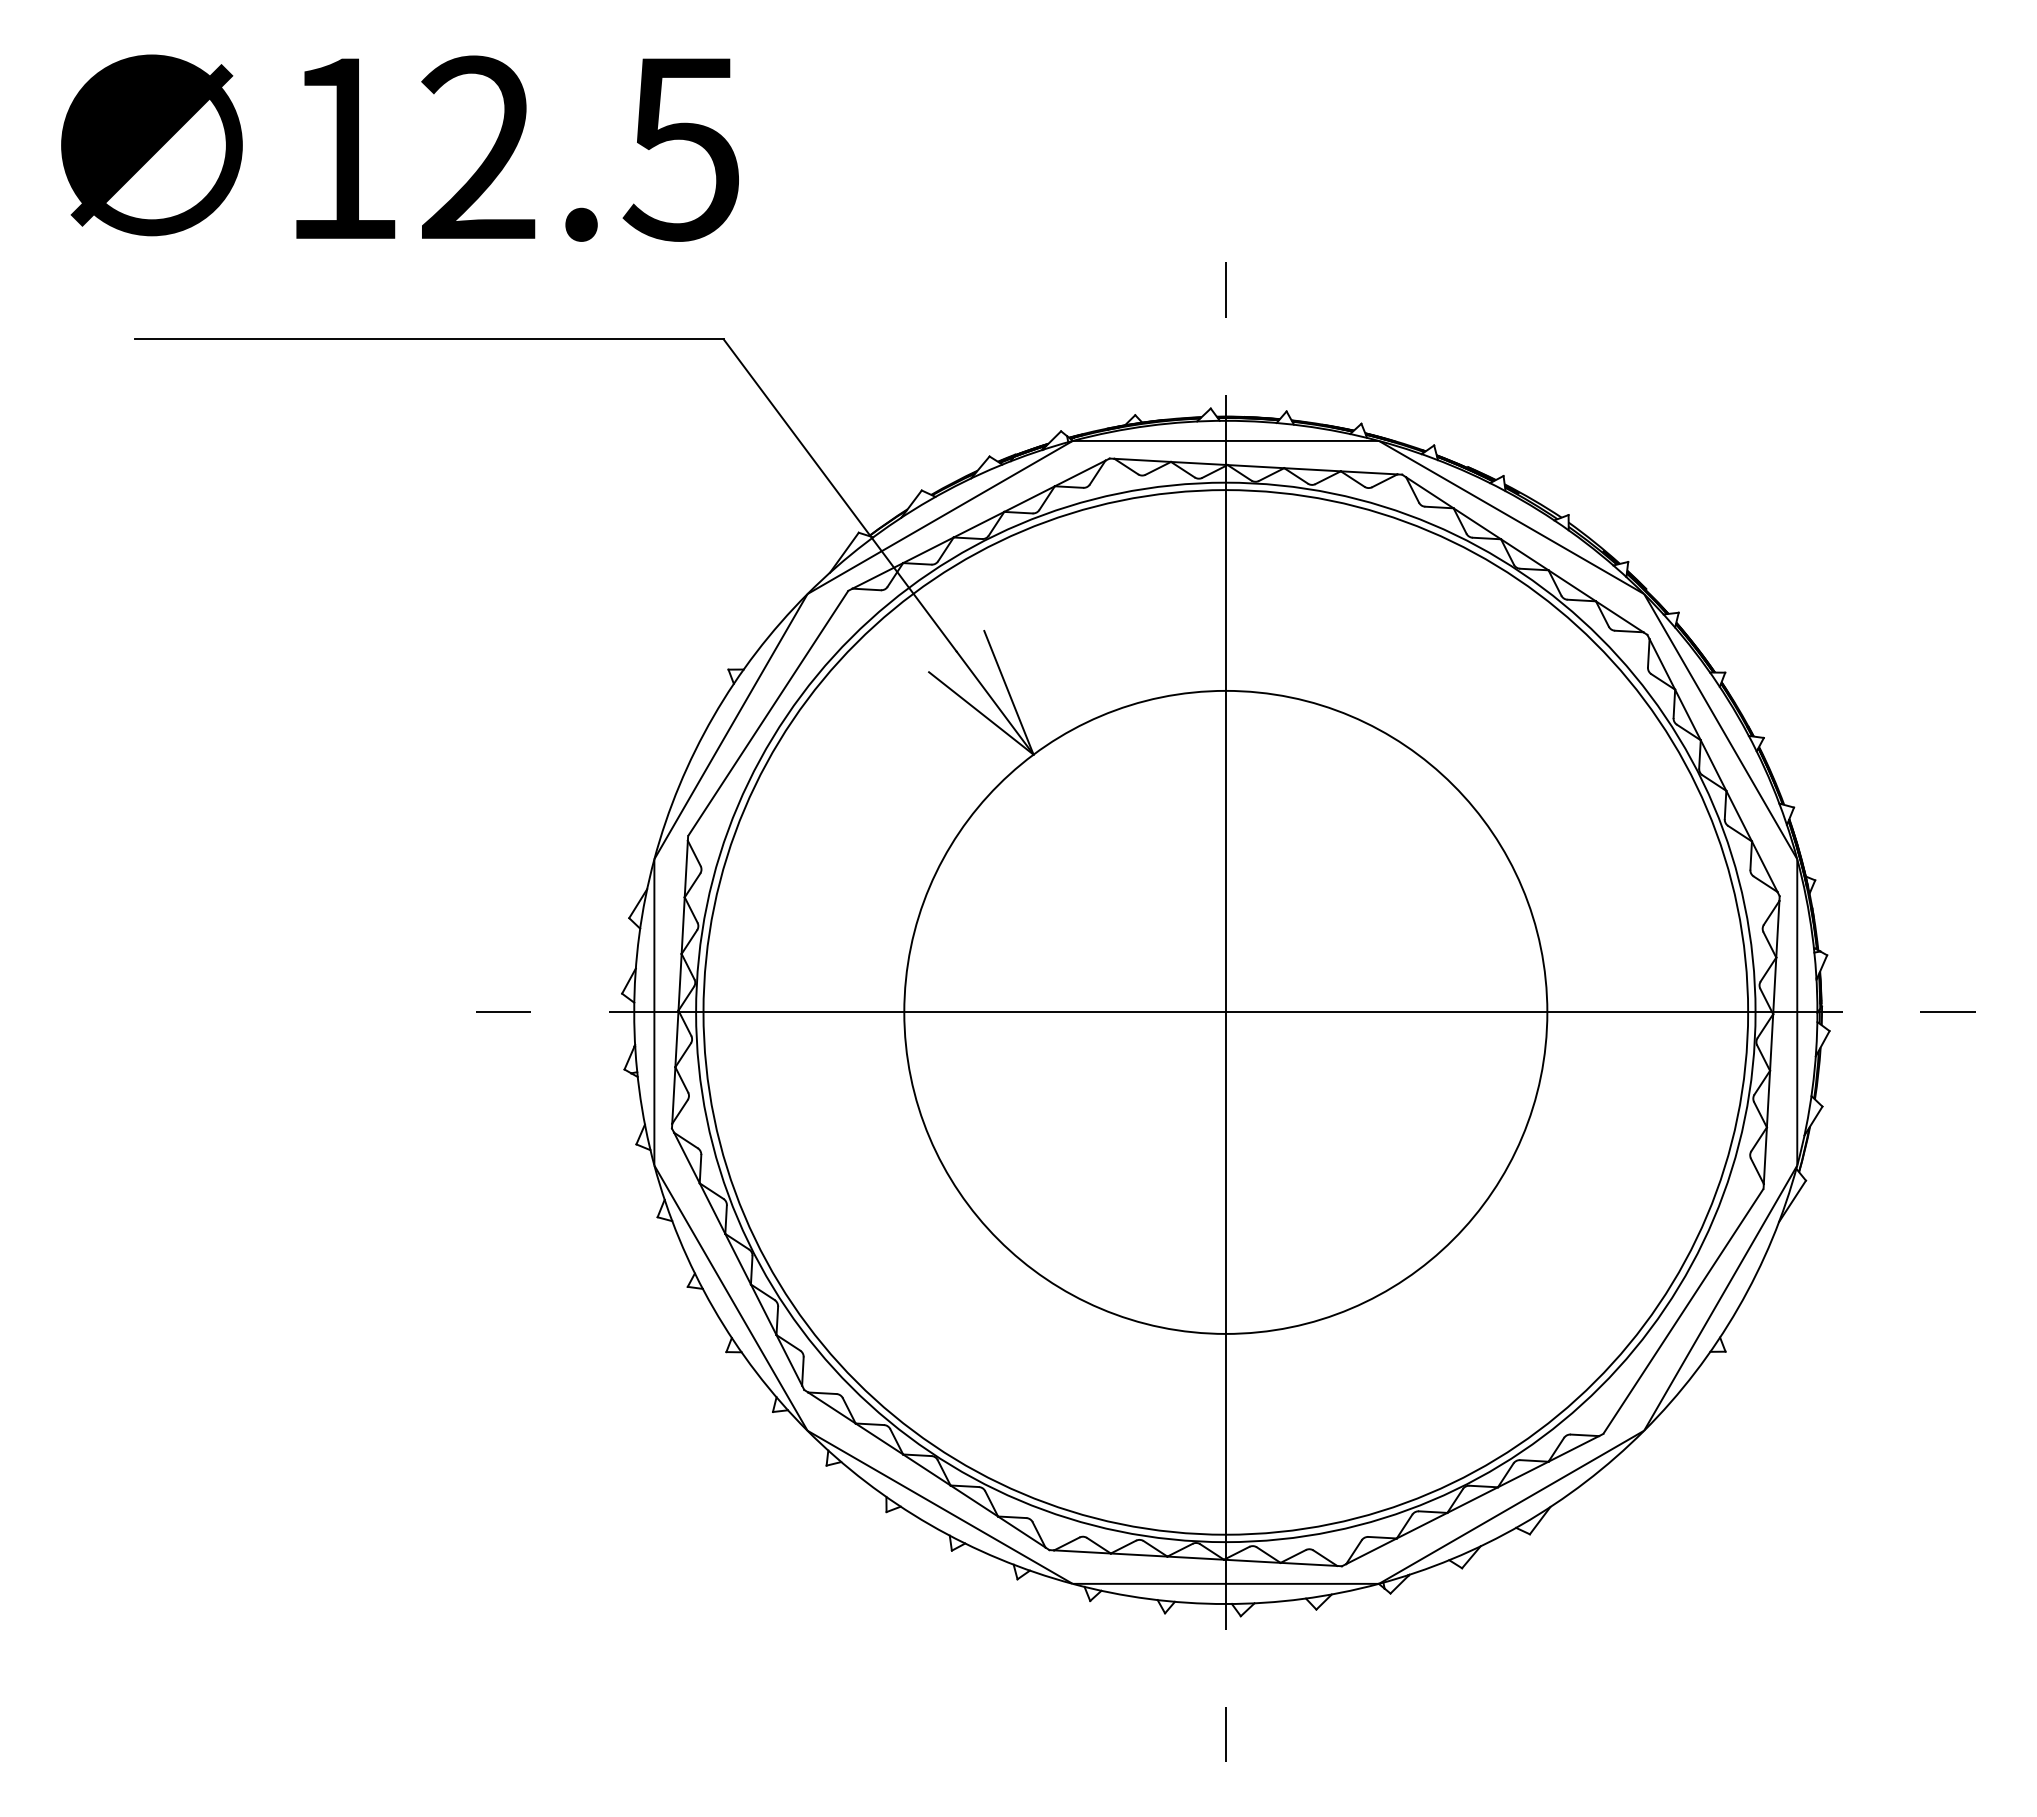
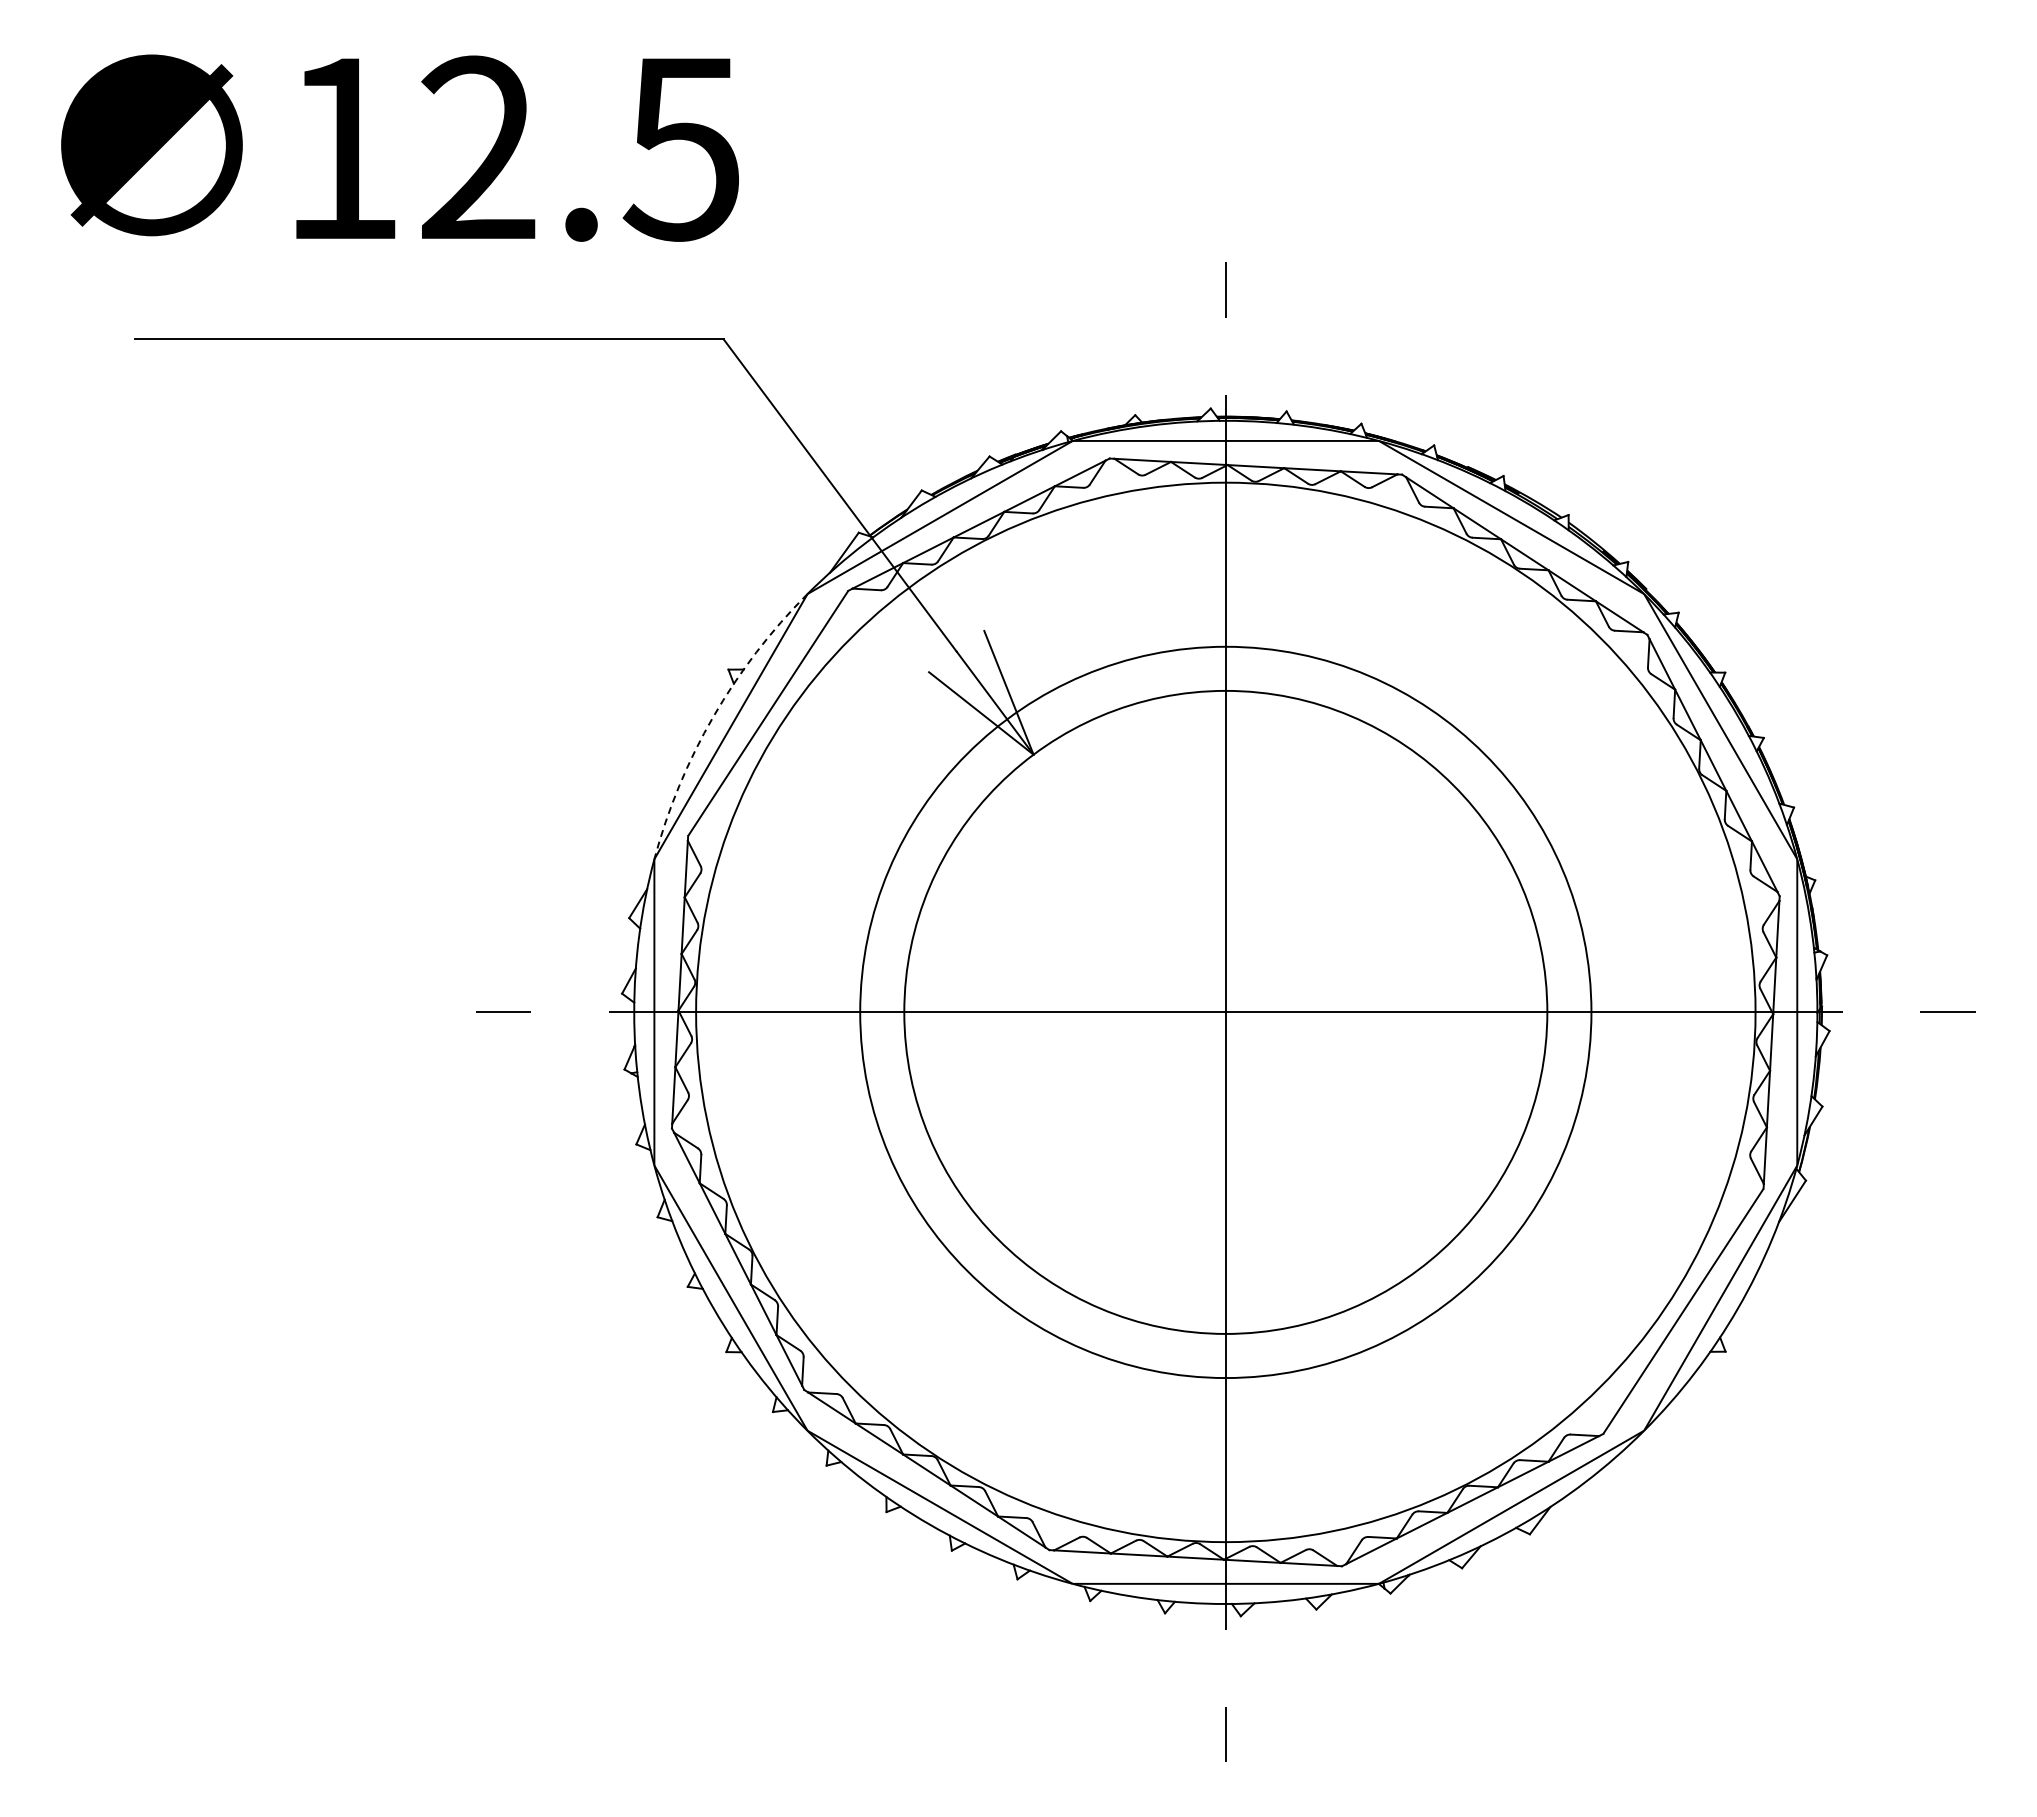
arc: solid -> dashed (713, 716)
circle diameter: 1045 px -> 731 px (1225, 1012)
